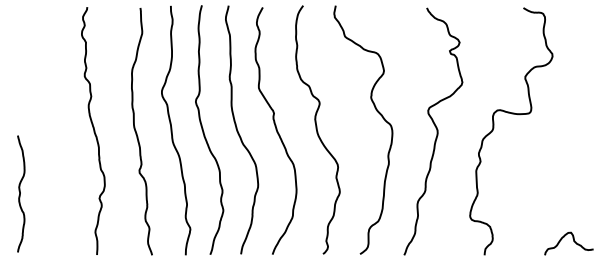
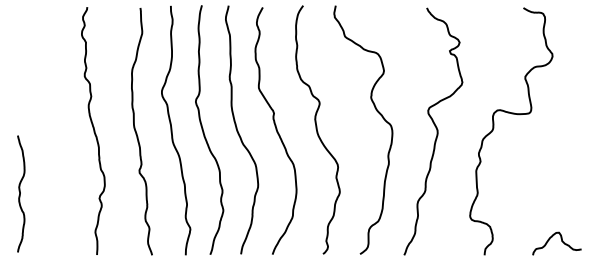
curve position: (573, 241) -> (561, 241) (561, 241)
